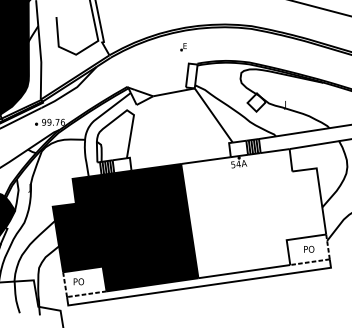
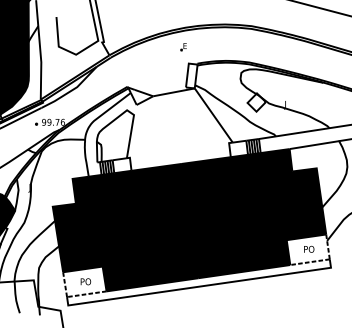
fill: none -> present (253, 213)
text position: (78, 281) -> (85, 281) (85, 281)
